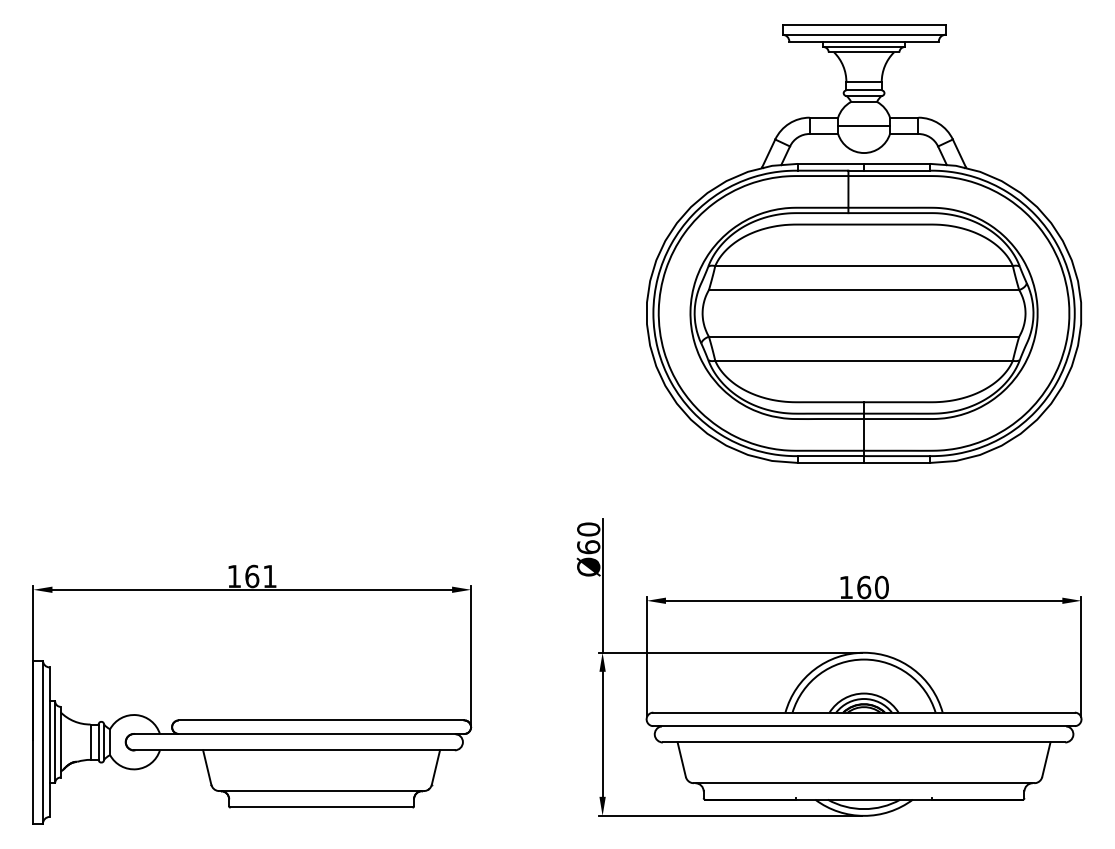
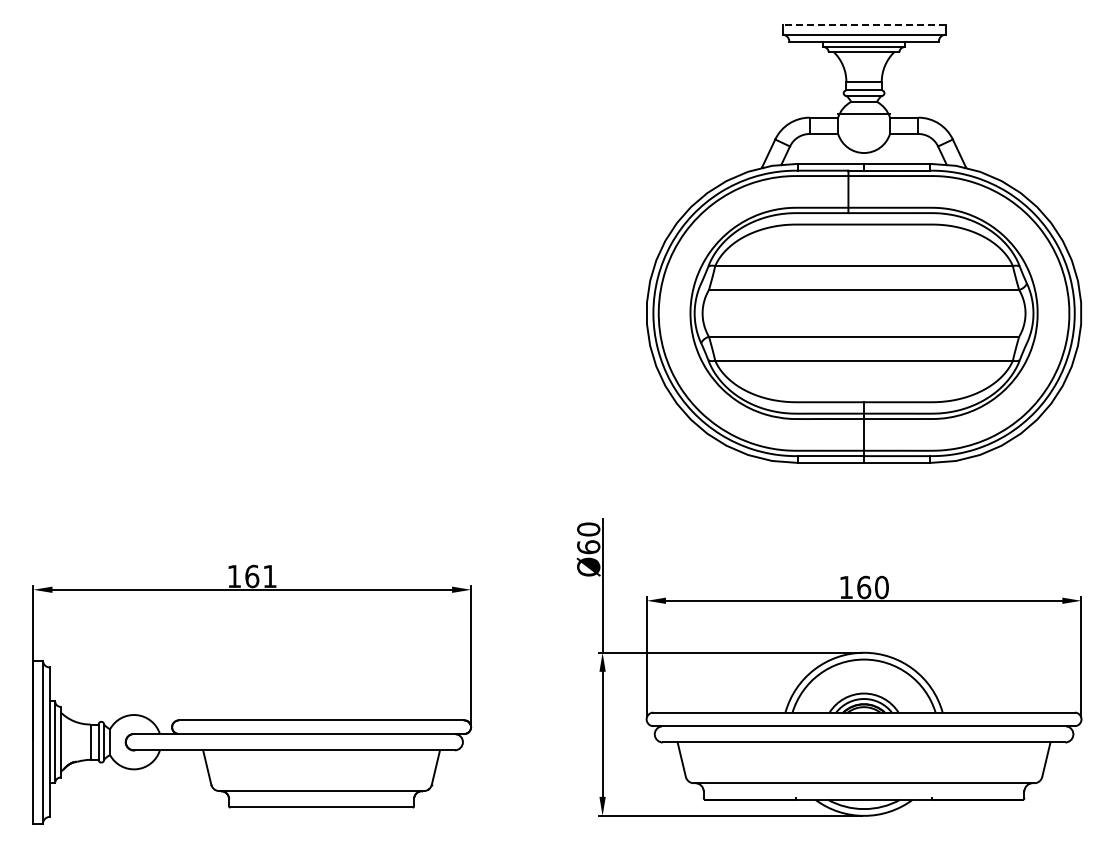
line: solid -> dashed (864, 25)
line position: (863, 125) -> (863, 113) (863, 113)
